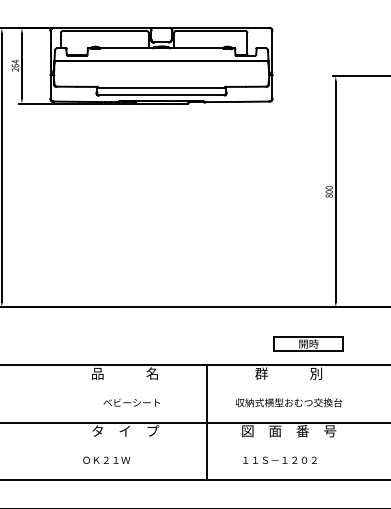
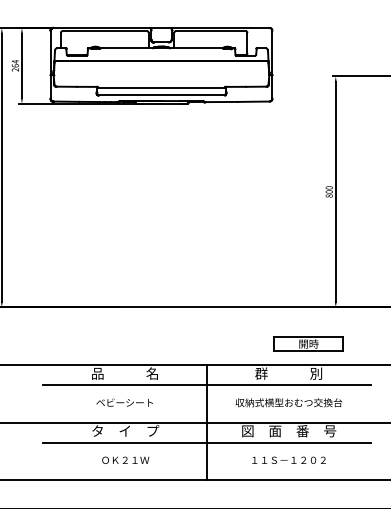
line: none -> present (206, 385)
text position: (131, 402) -> (124, 402) (124, 402)
line: none -> present (206, 442)
text position: (106, 459) -> (125, 459) (125, 459)
text position: (279, 459) -> (288, 459) (288, 459)
